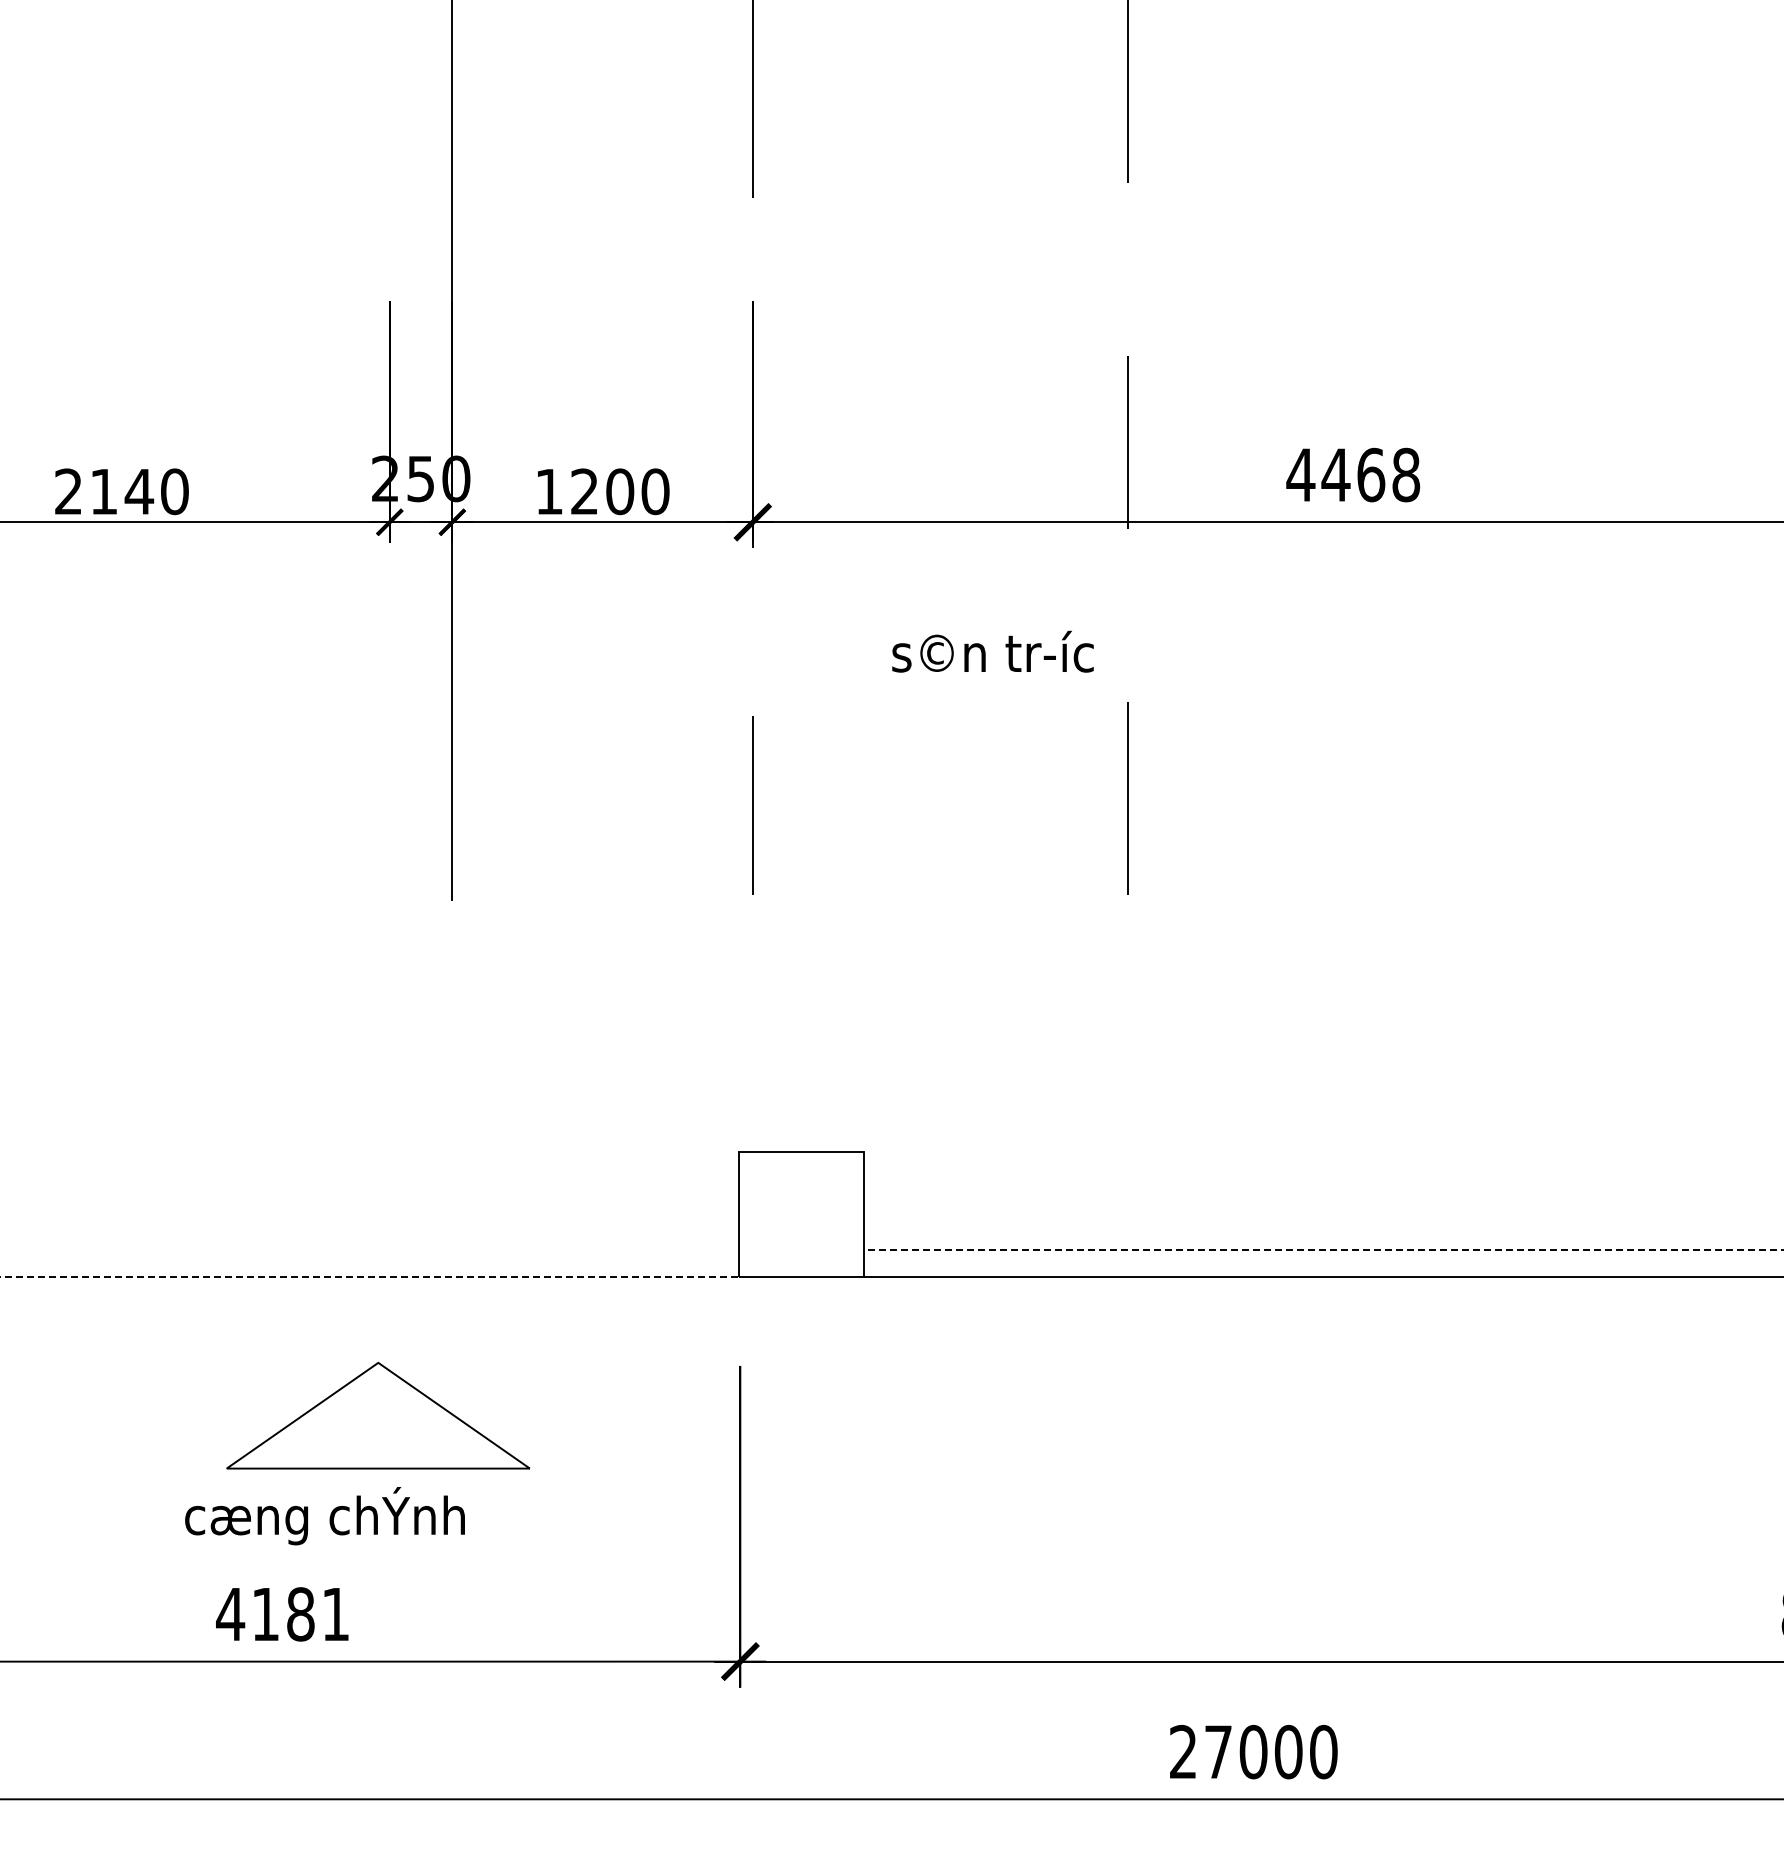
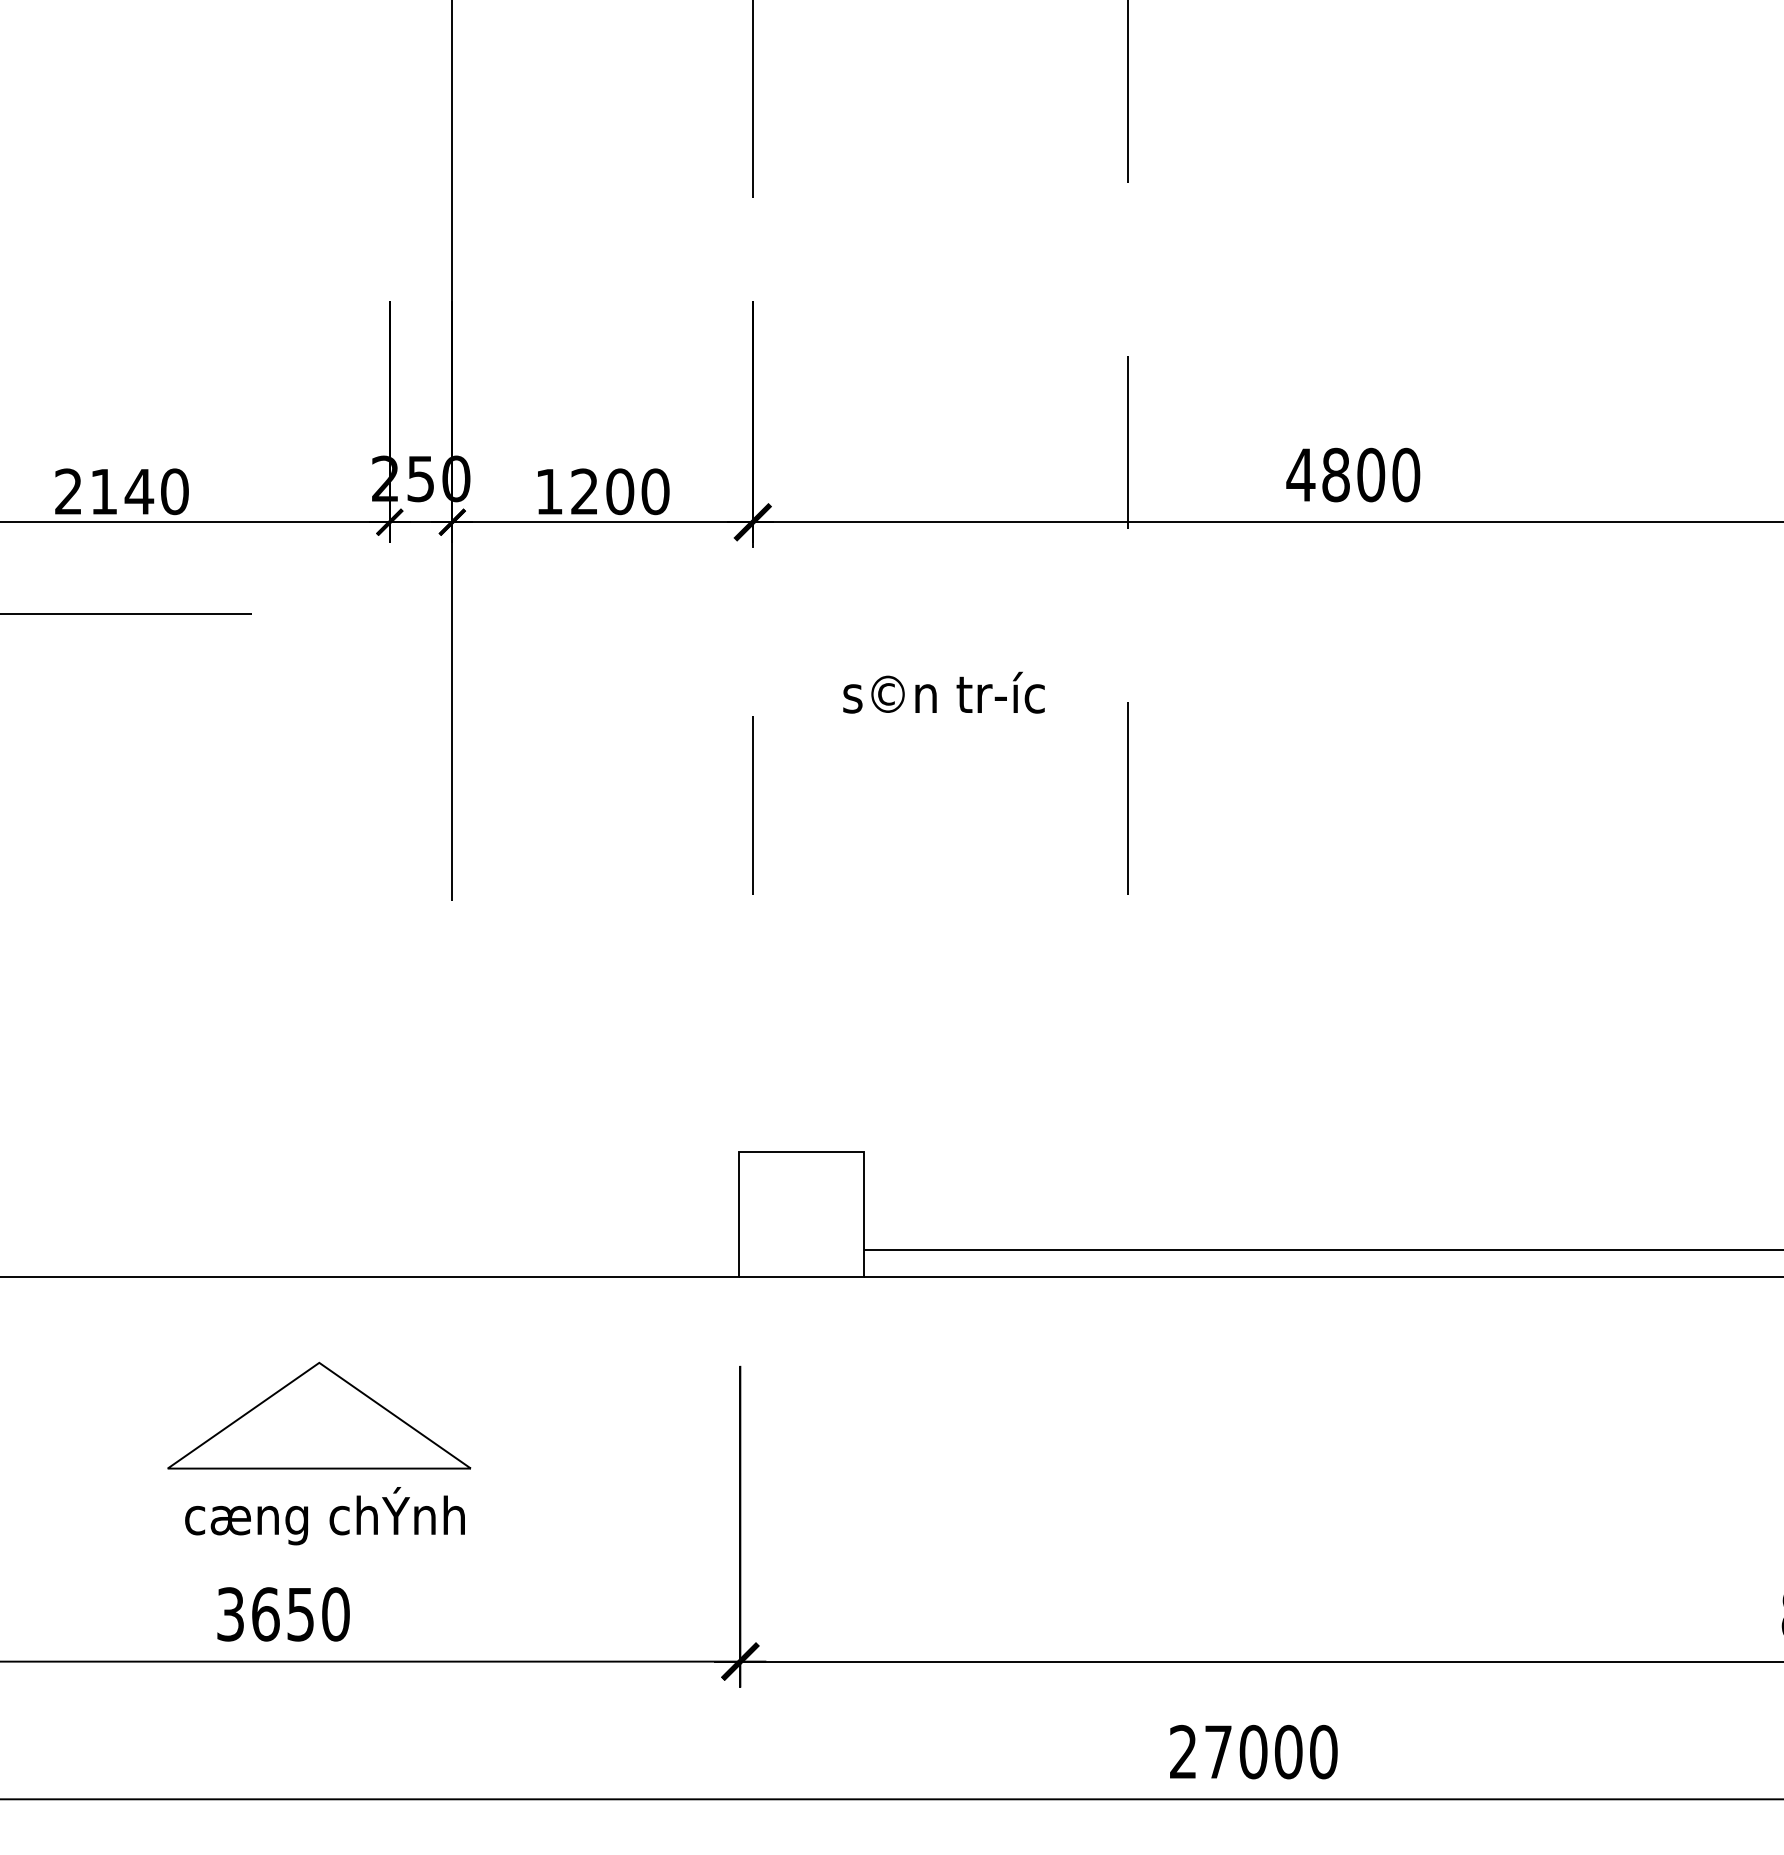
text: 4468 -> 4800 (1370, 474)
line: none -> present (126, 613)
text position: (992, 651) -> (943, 692) (943, 692)
line: dashed -> solid (1323, 1249)
line: dashed -> solid (370, 1277)
part position: (378, 1415) -> (319, 1415) (319, 1415)
text: 4181 -> 3650 (282, 1614)
